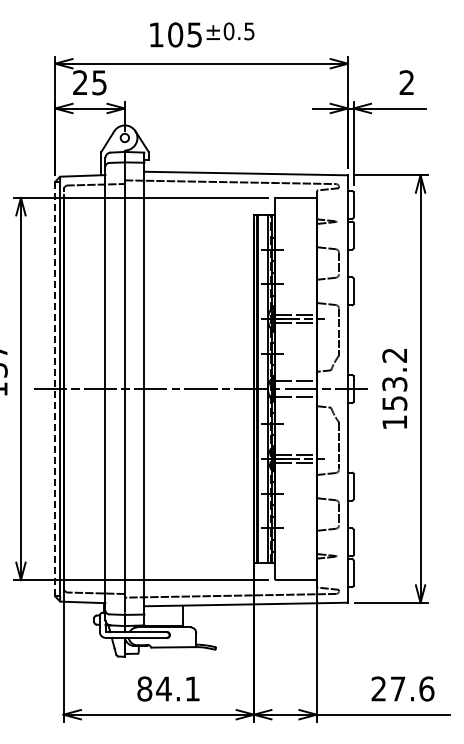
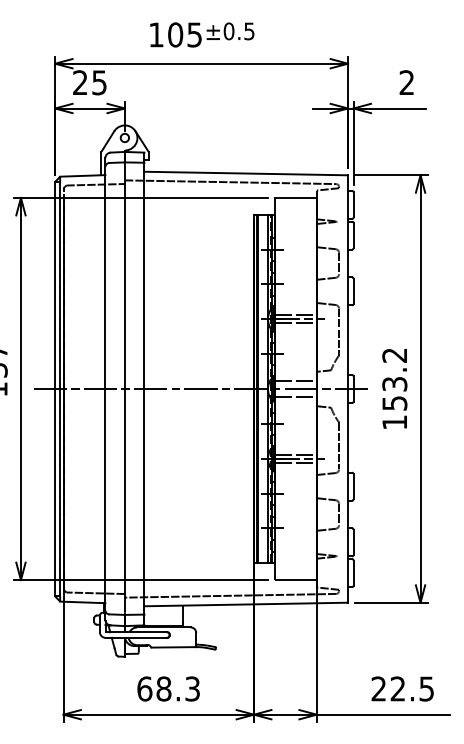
line: dashed -> solid (55, 389)
text: 84.1 -> 68.3 (168, 688)
text: 27.6 -> 22.5 (412, 688)
